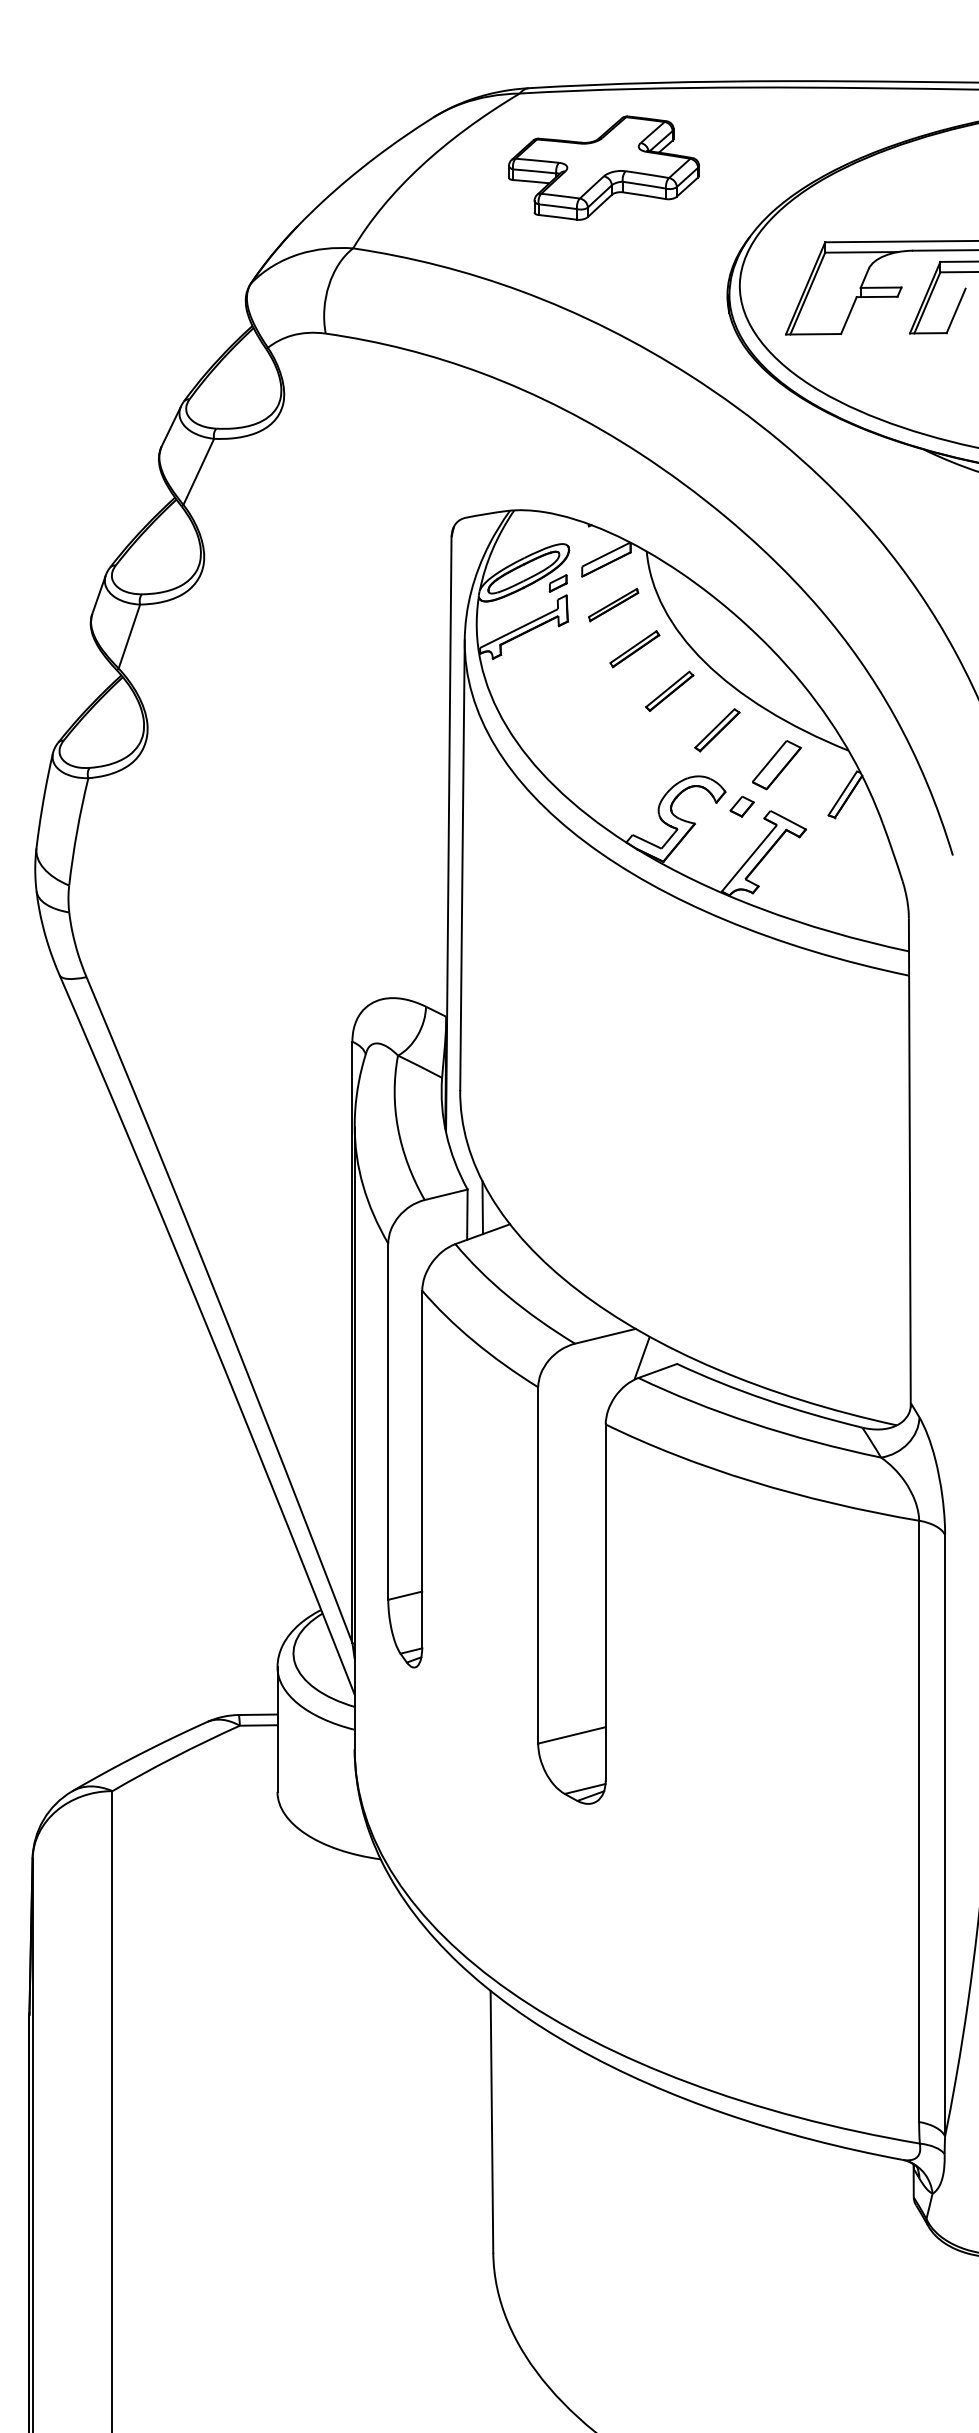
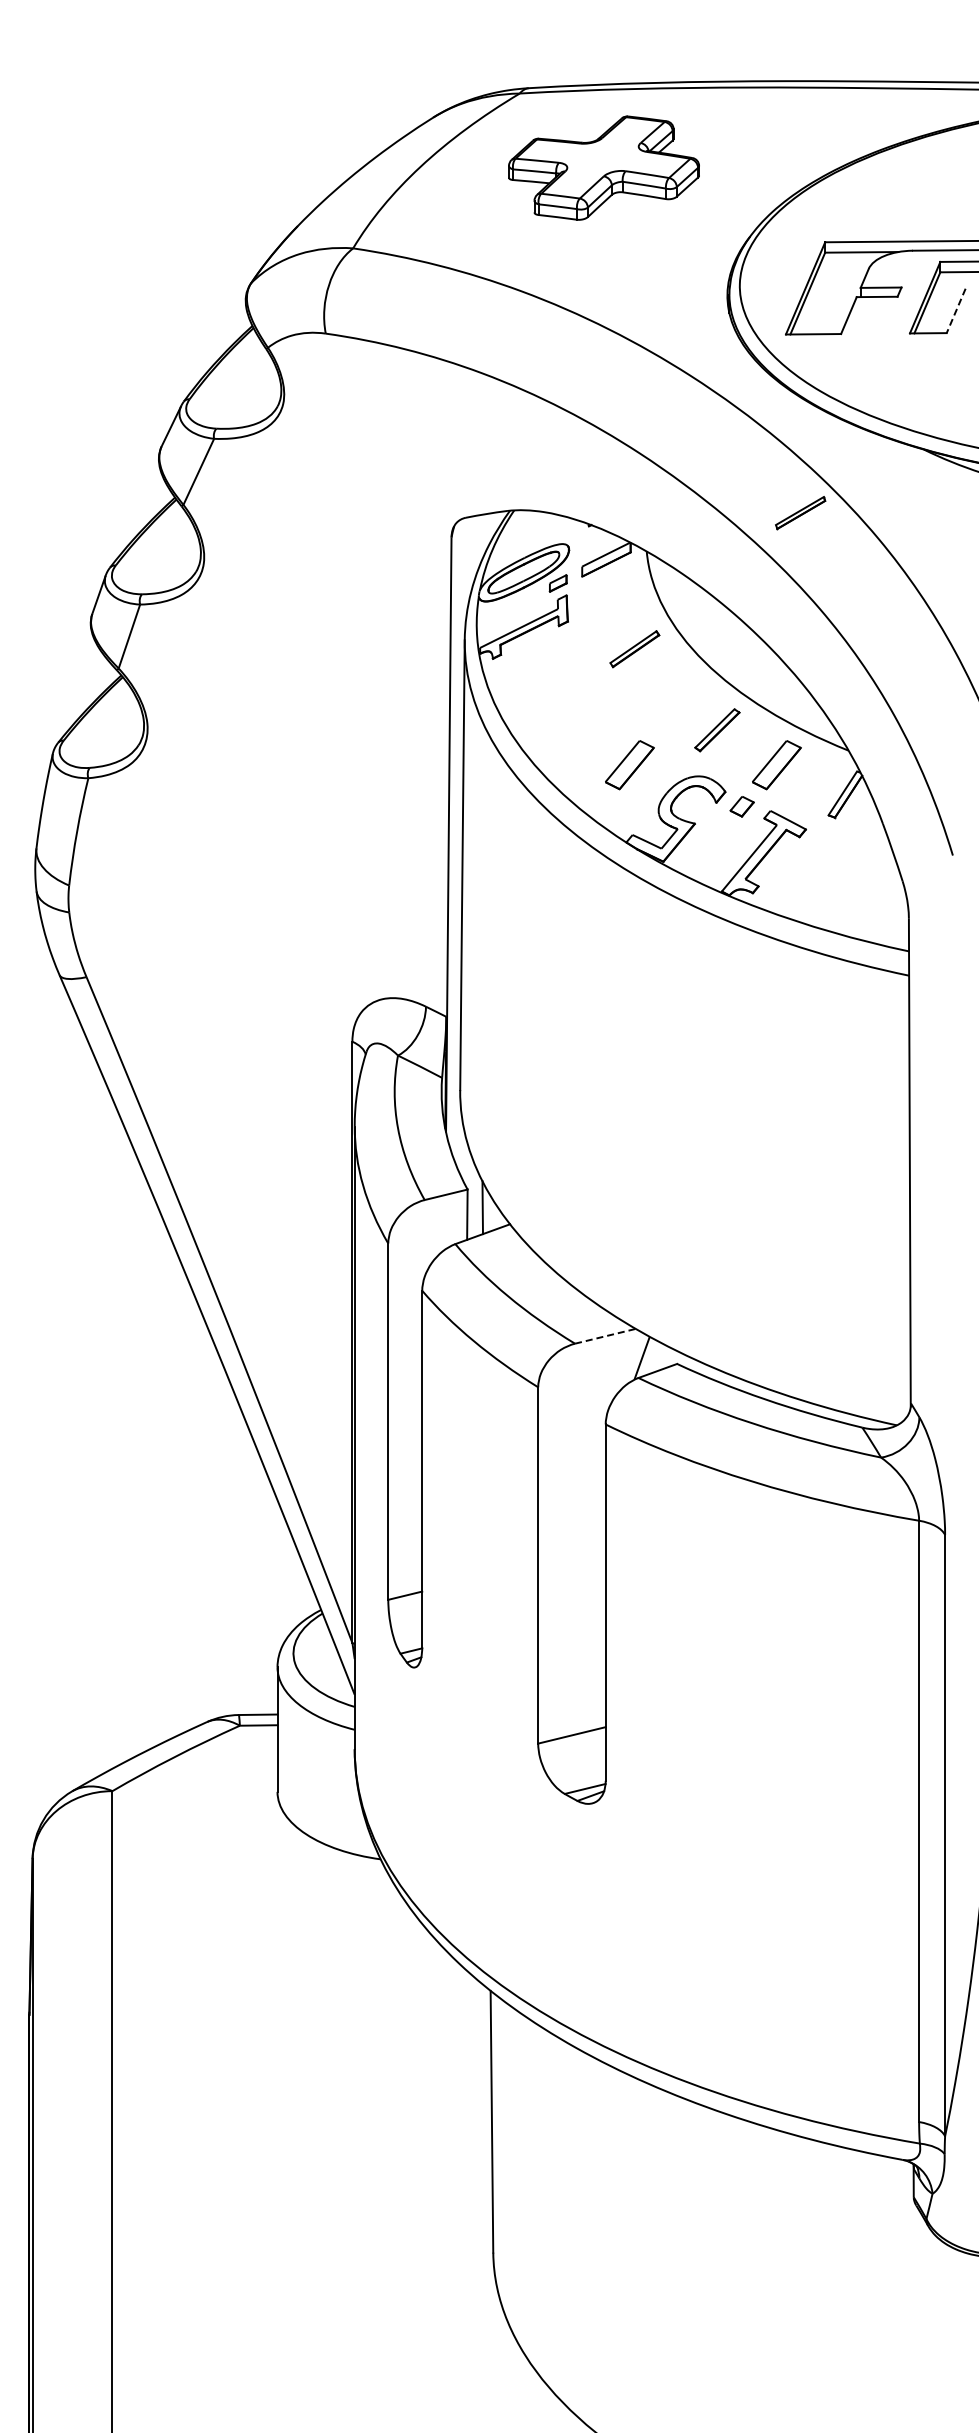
line: solid -> dashed (955, 311)
part position: (613, 605) -> (800, 513) (800, 513)
part: present -> none (669, 690)
part: none -> present (629, 765)
line: solid -> dashed (605, 1336)
